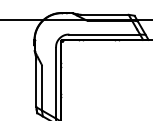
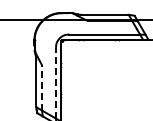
line: solid -> dashed (56, 82)
line: solid -> dashed (42, 87)
